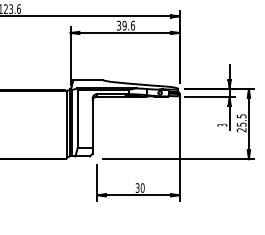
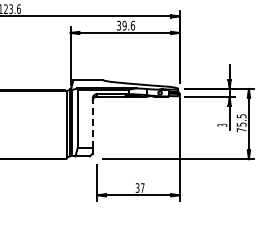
line: solid -> dashed (92, 123)
text: 25.5 -> 75.5 (241, 130)
text: 30 -> 37 (142, 187)
